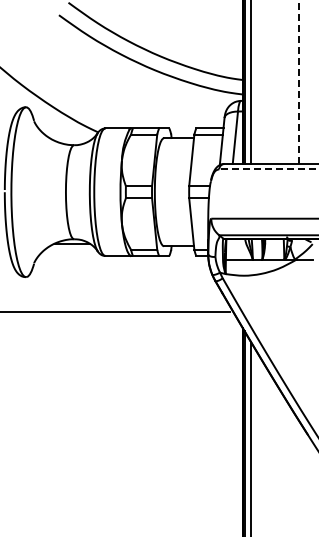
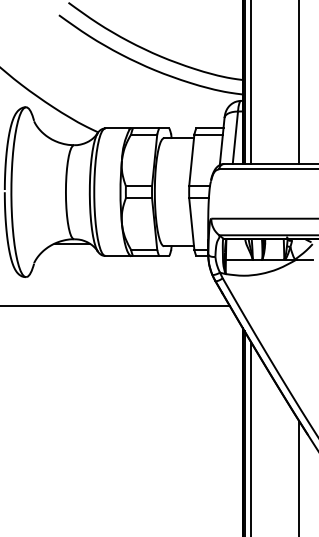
line: dashed -> solid (299, 81)
line: dashed -> solid (269, 169)
line position: (116, 312) -> (116, 306) (116, 306)
line: none -> present (299, 476)
